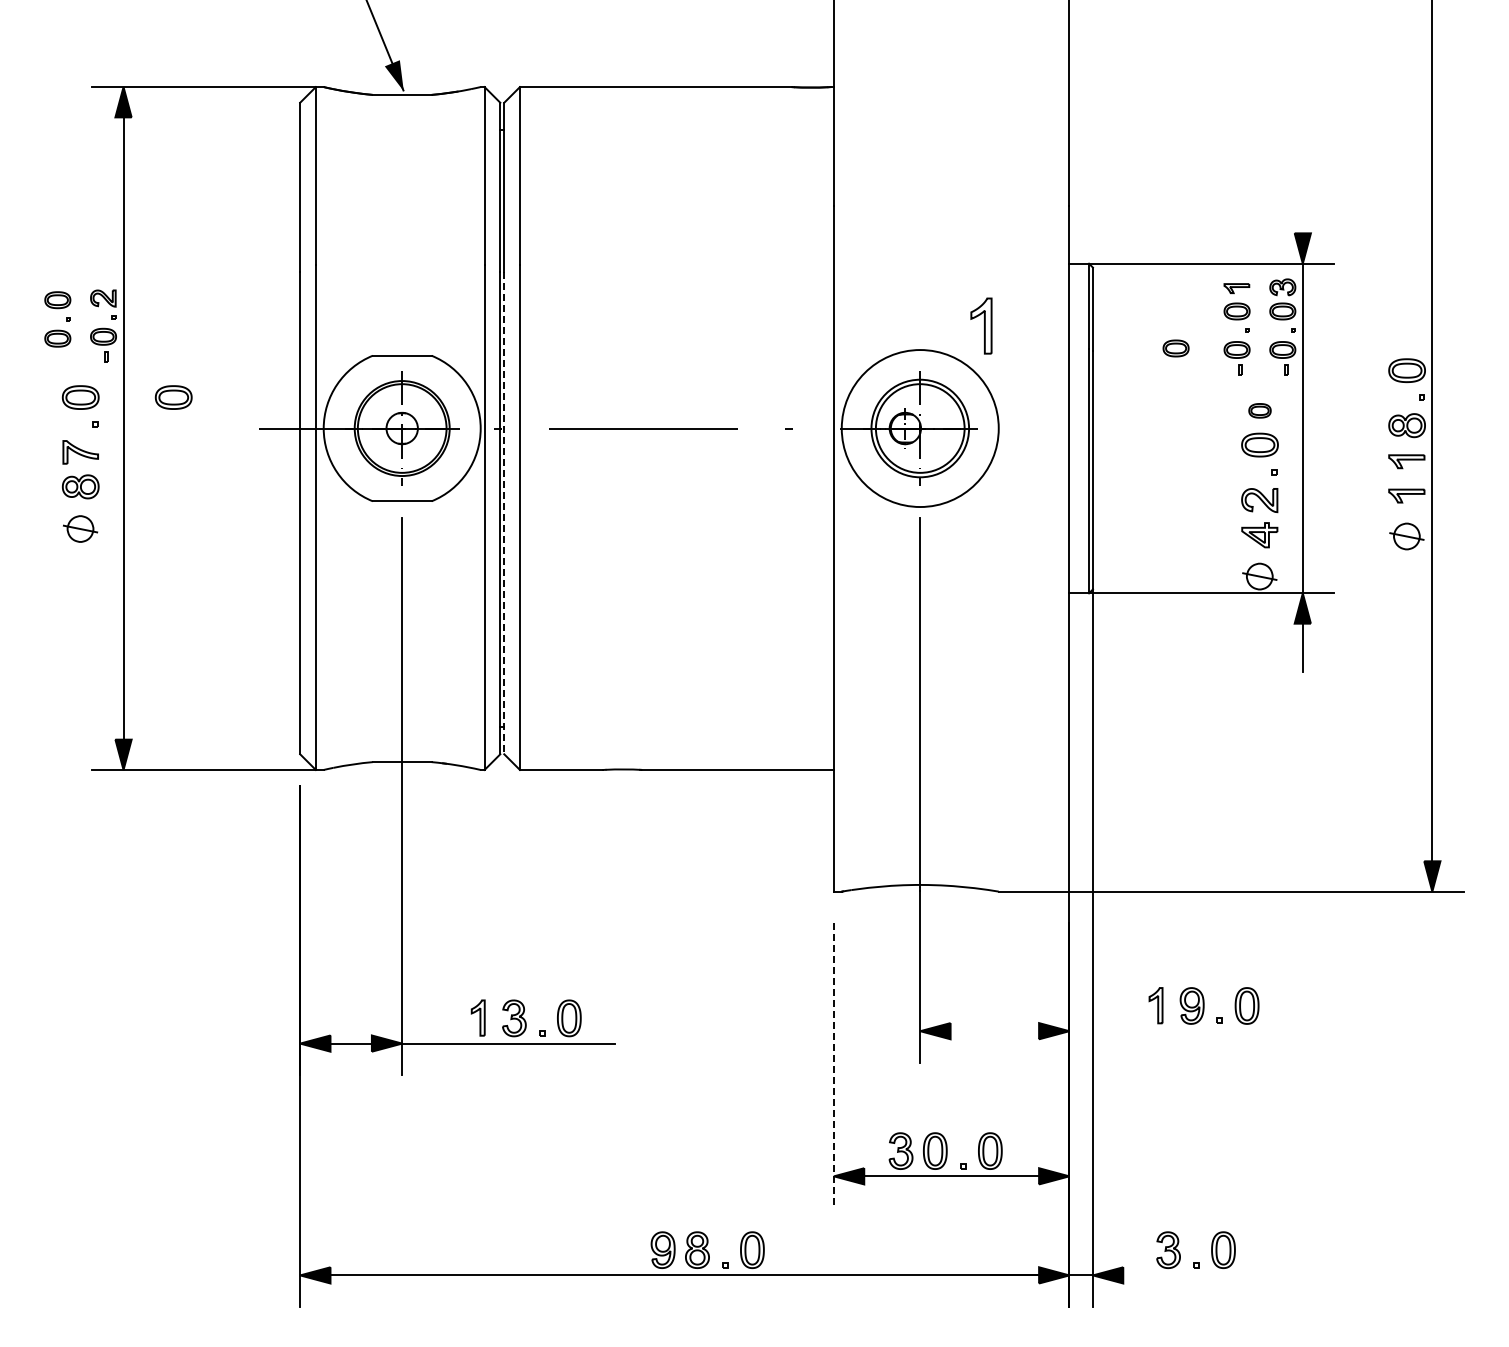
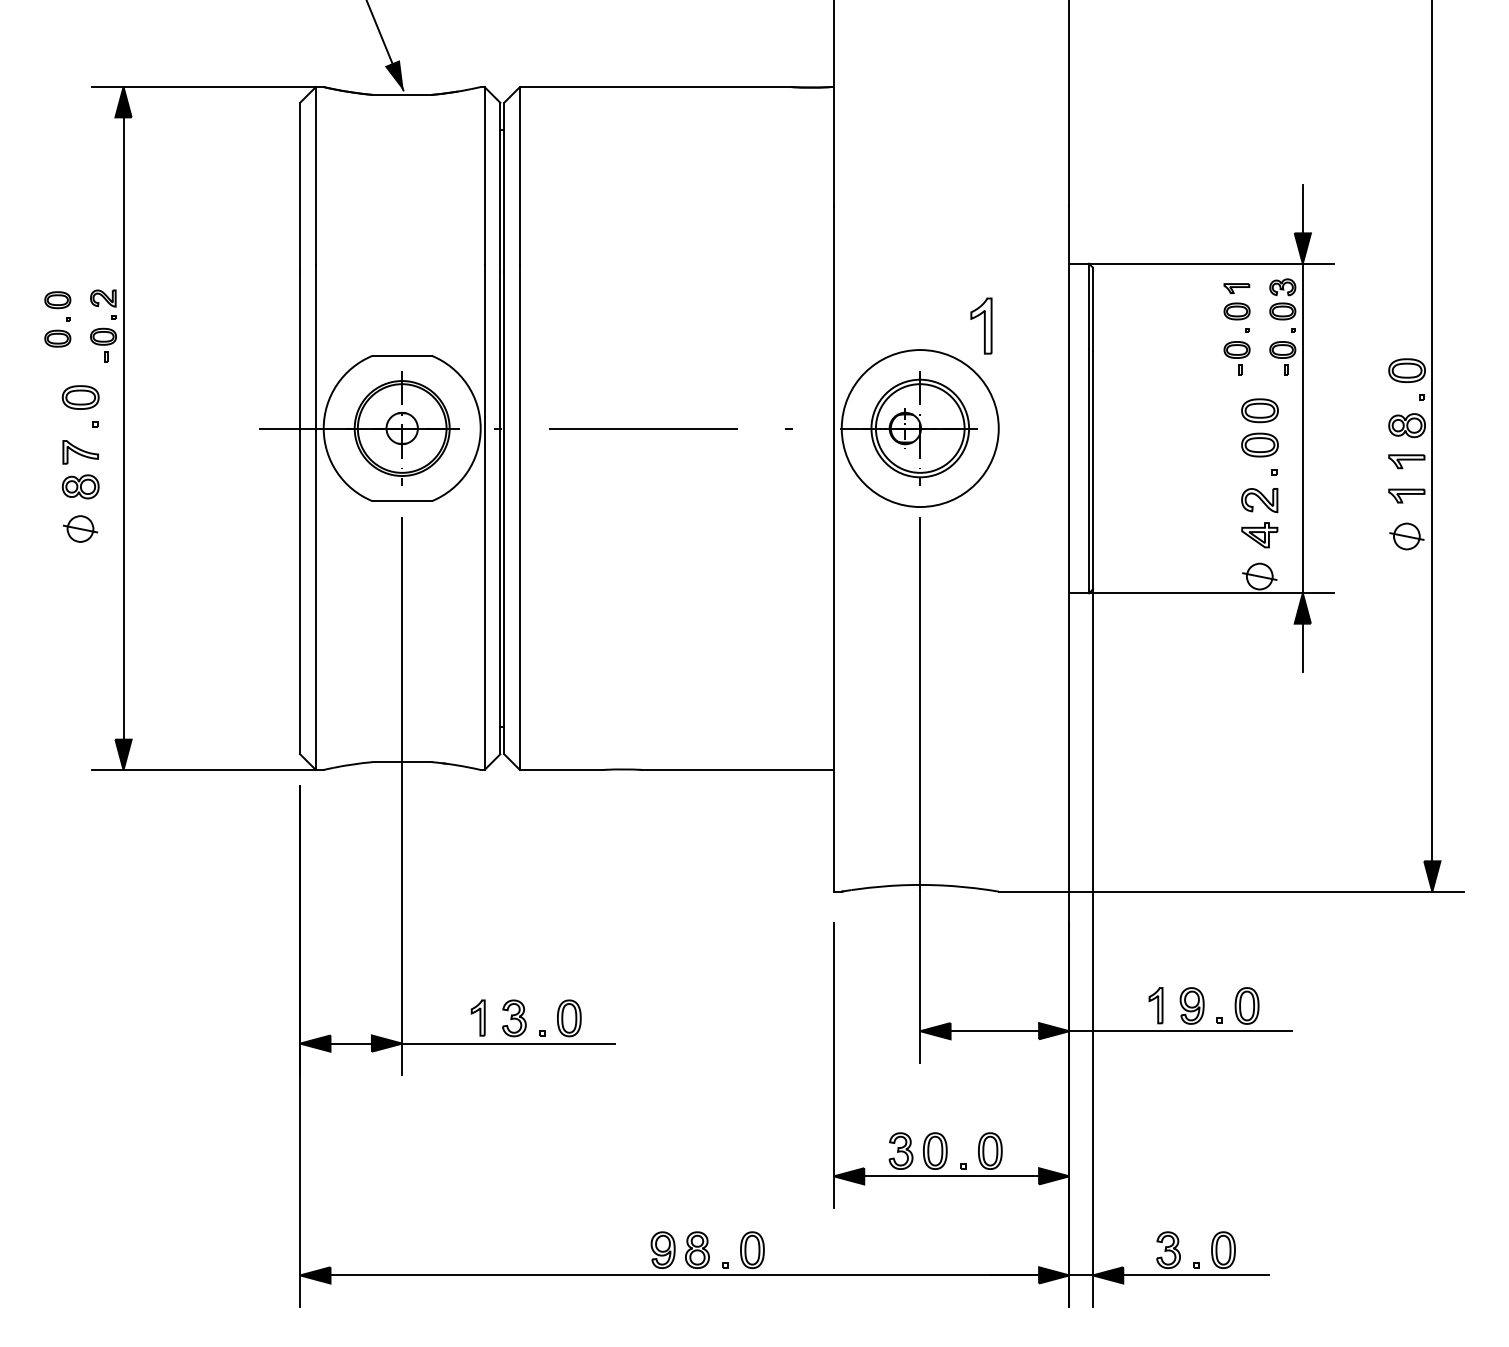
line: none -> present (1302, 209)
part: present -> none (1175, 348)
part: present -> none (173, 397)
part size: 24x16 px -> 38x26 px (1259, 410)
line: dashed -> solid (504, 513)
line: none -> present (994, 1031)
line: none -> present (1180, 1031)
line: dashed -> solid (833, 1065)
line: none -> present (1195, 1275)
